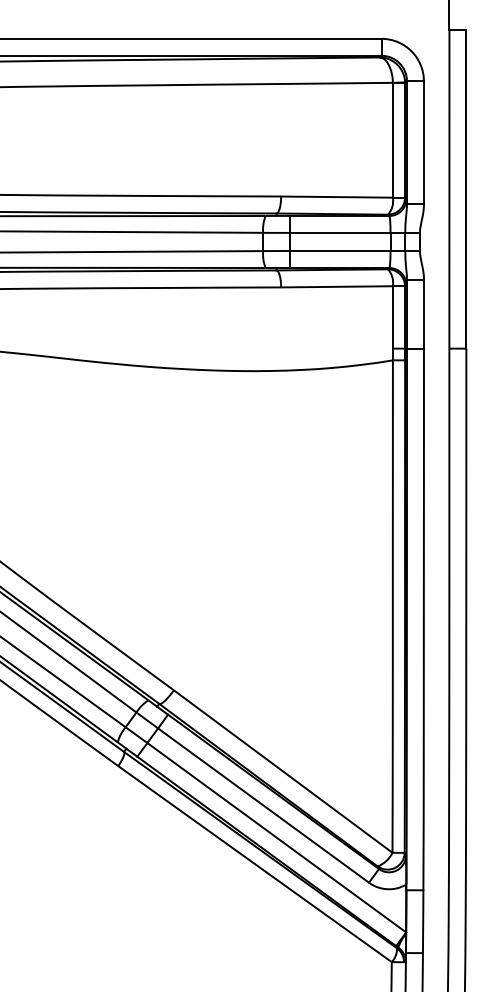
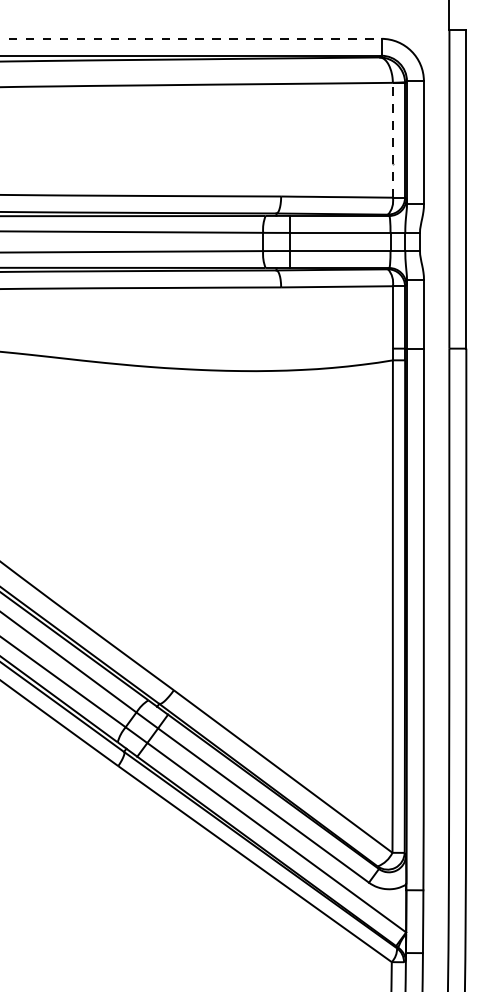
line: solid -> dashed (191, 38)
line: solid -> dashed (392, 140)
